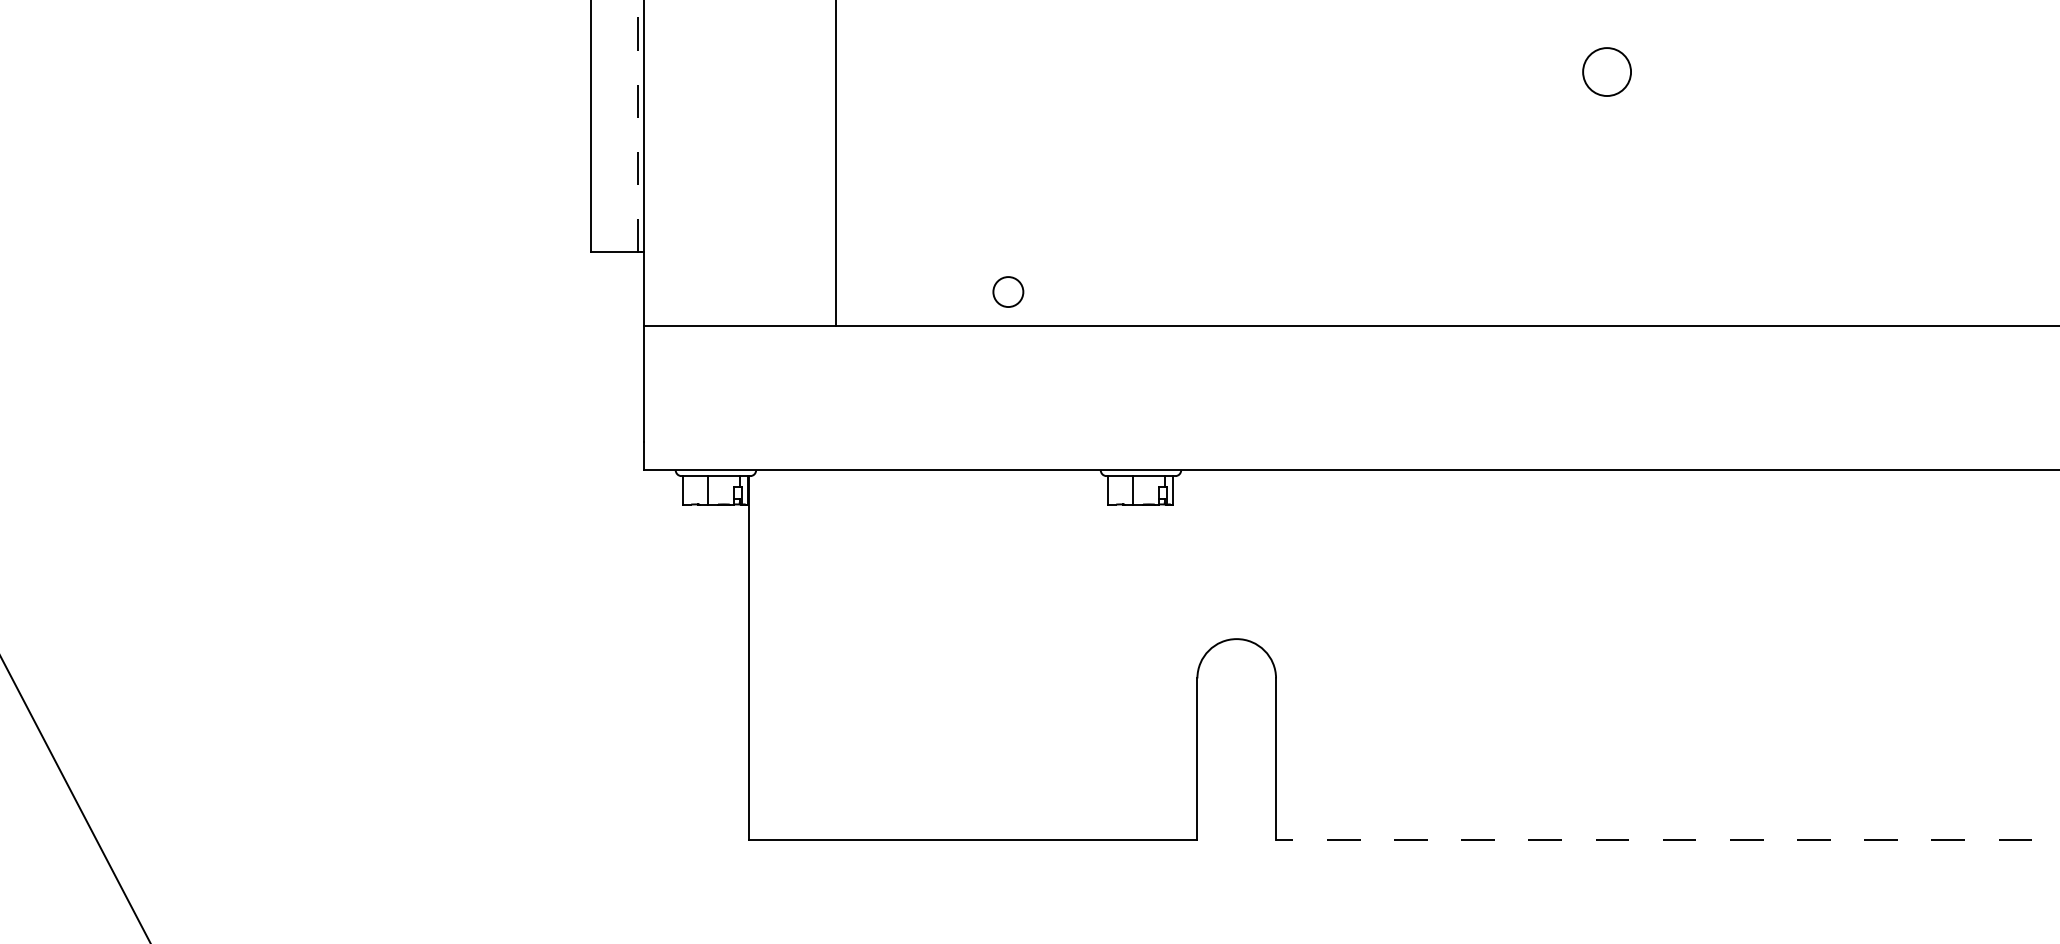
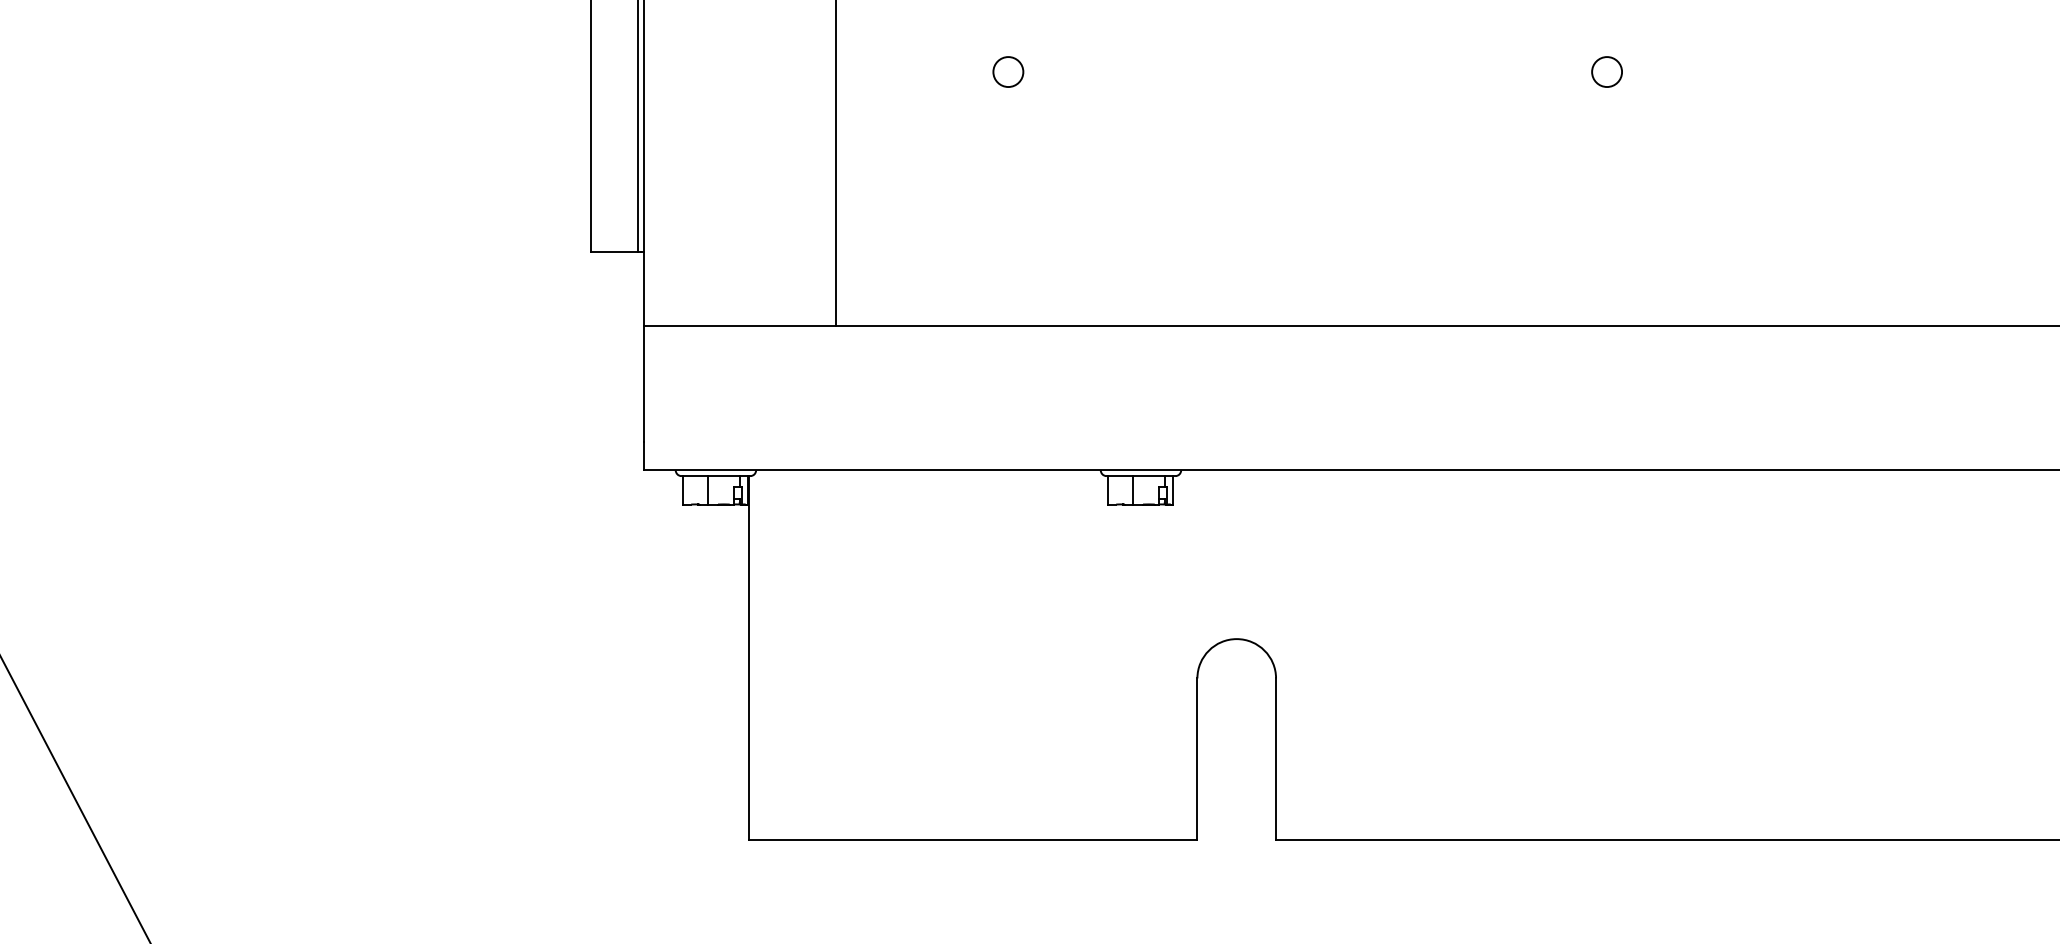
circle diameter: 48 px -> 30 px (1607, 72)
line: dashed -> solid (638, 126)
circle position: (1008, 291) -> (1008, 71) (1008, 71)
line: dashed -> solid (1667, 839)
